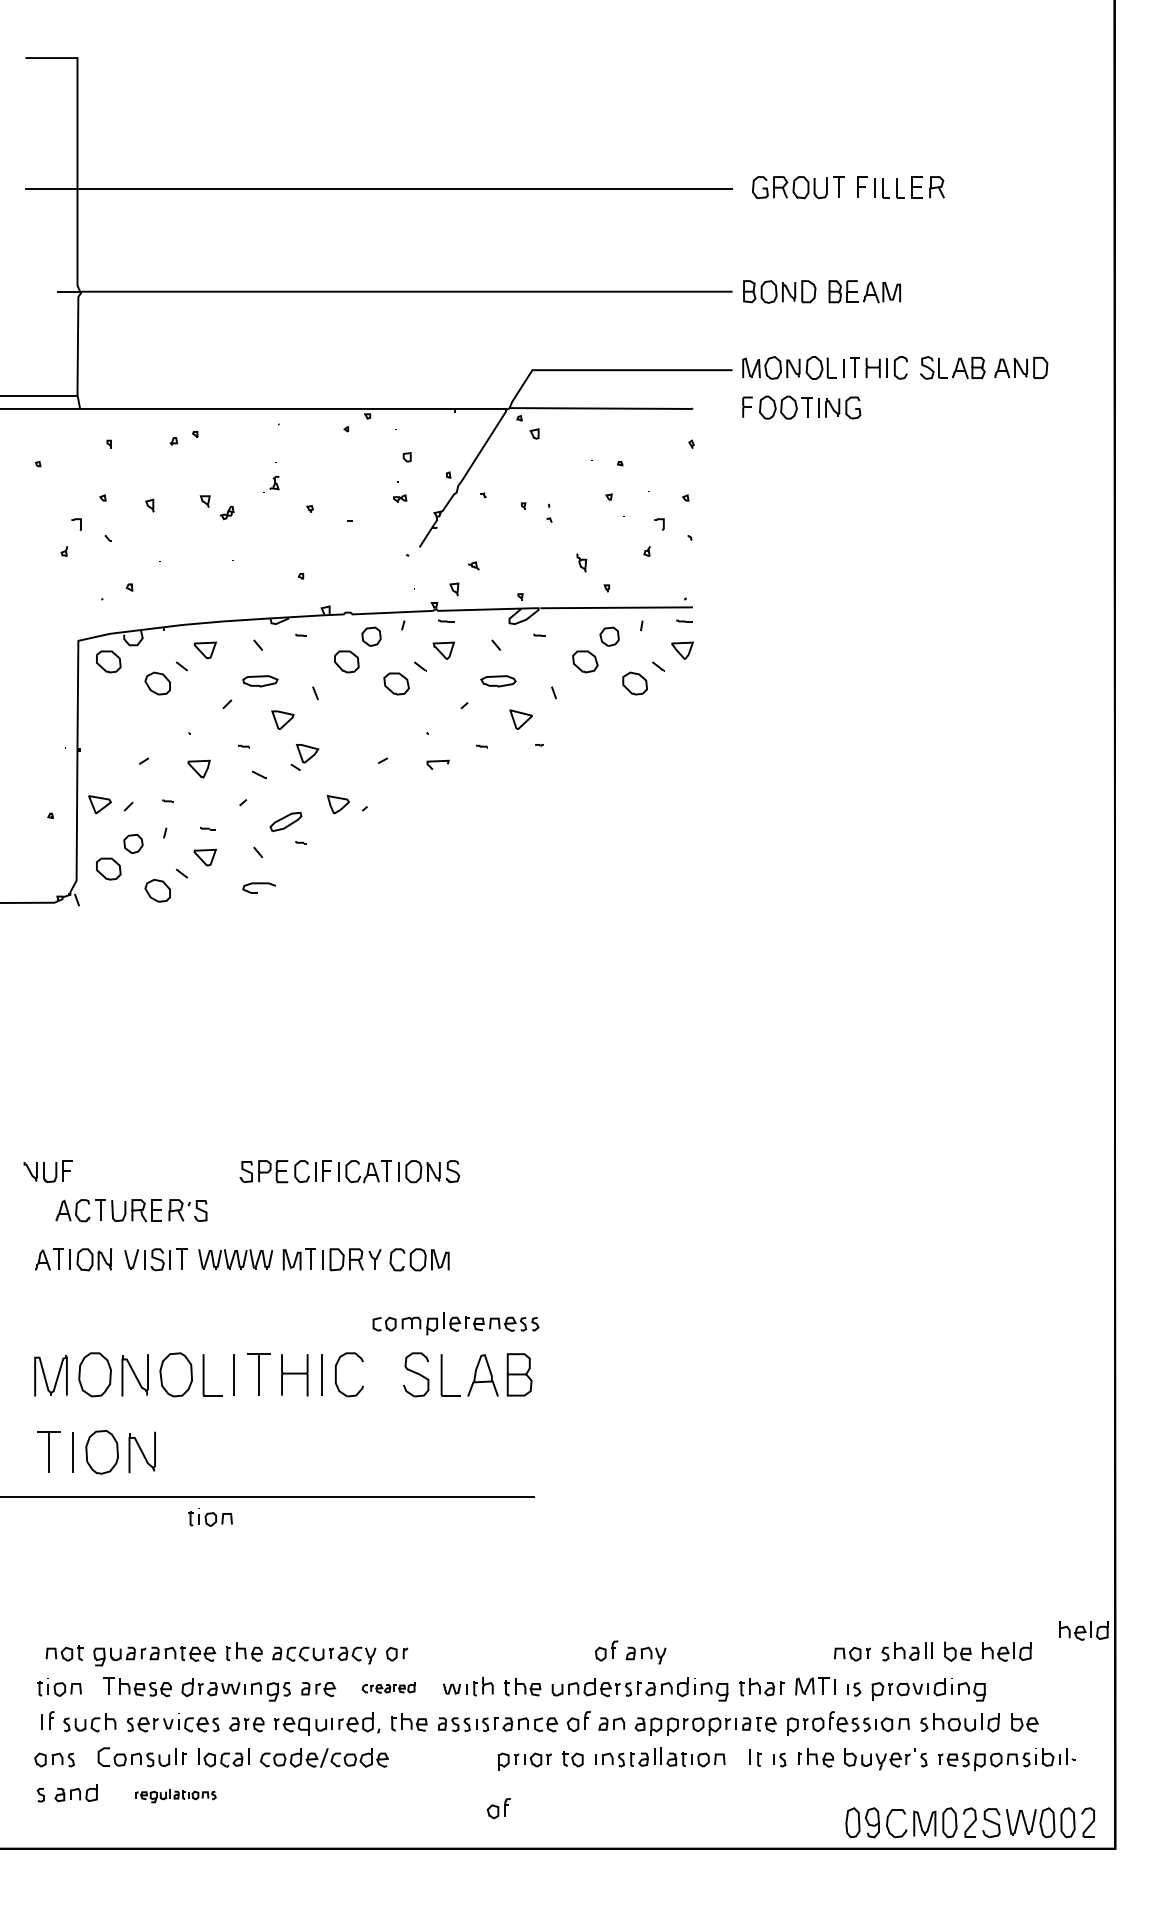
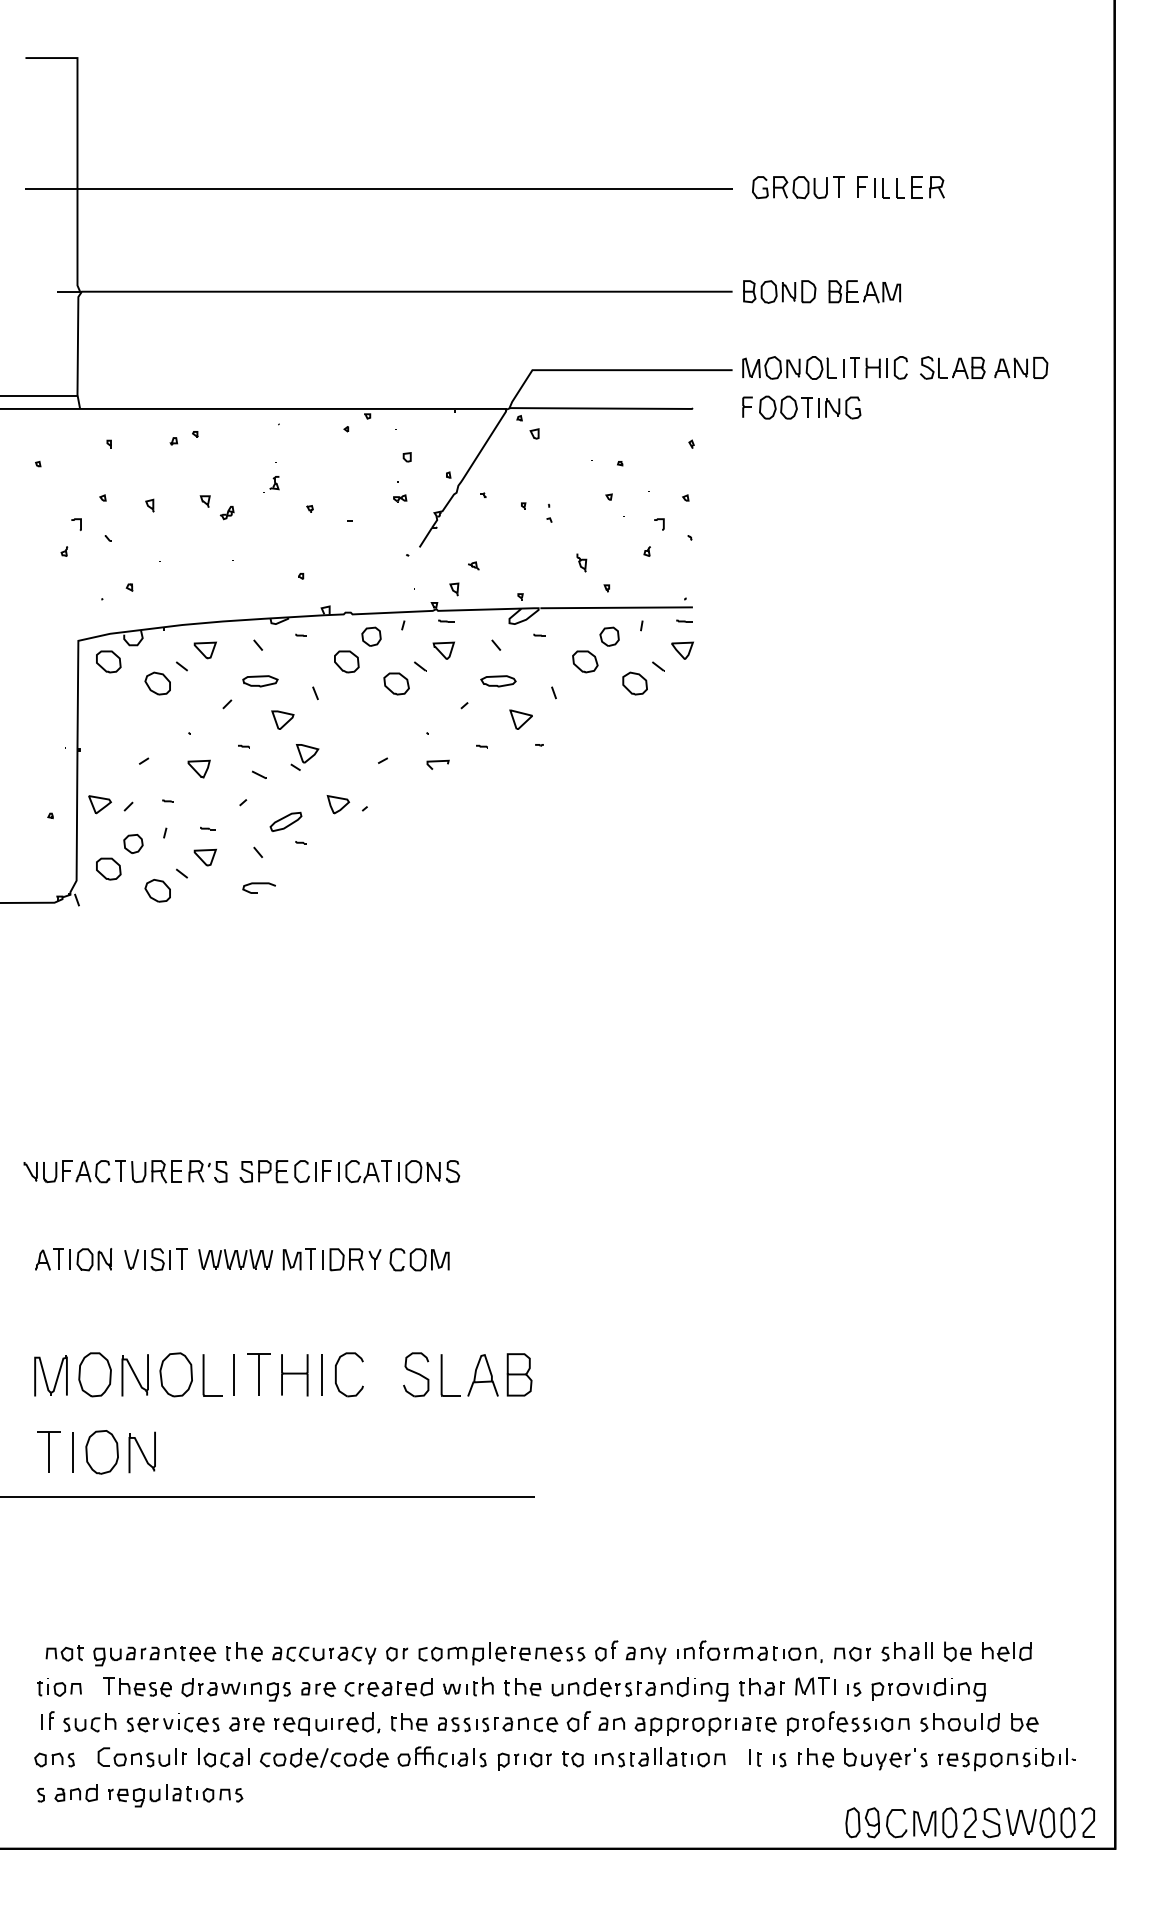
part position: (131, 1210) -> (151, 1171) (151, 1171)
part position: (455, 1323) -> (501, 1653) (501, 1653)
part: present -> none (210, 1517)
part: present -> none (1083, 1630)
part: none -> present (749, 1651)
part size: 55x12 px -> 89x20 px (388, 1687)
part: none -> present (441, 1756)
part size: 82x15 px -> 136x24 px (175, 1795)
part: present -> none (498, 1808)
